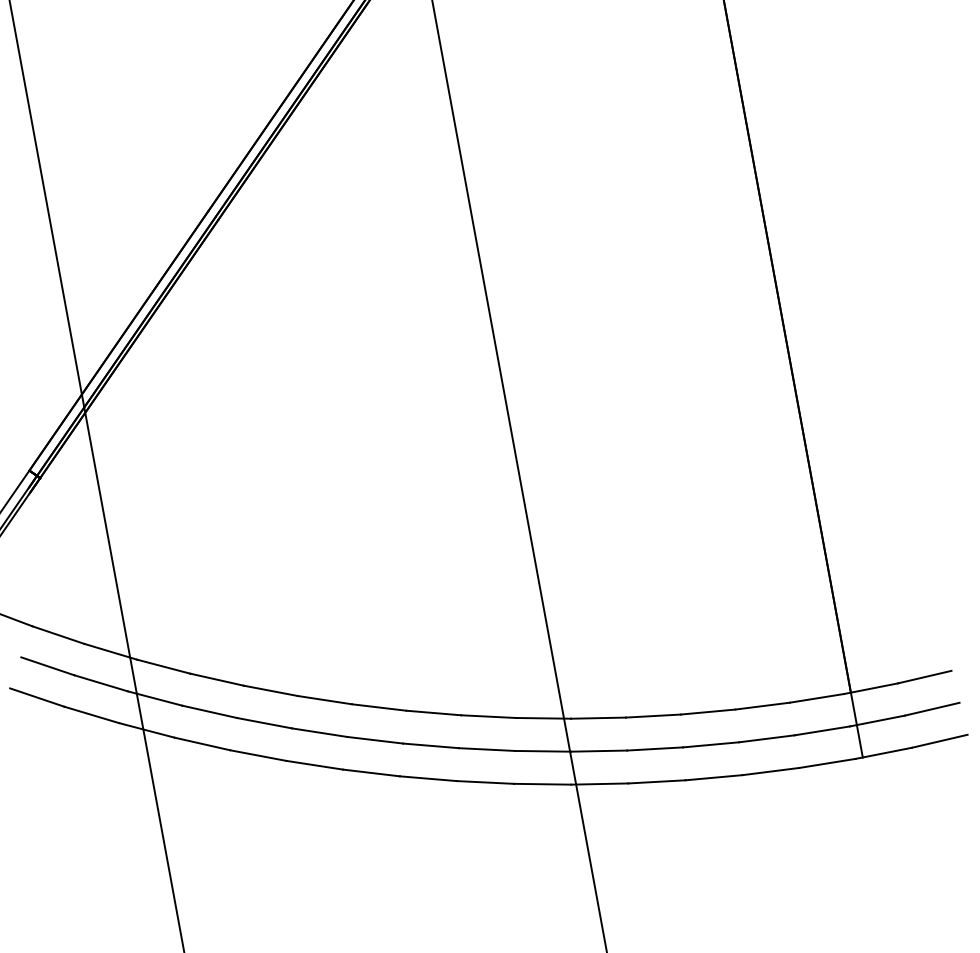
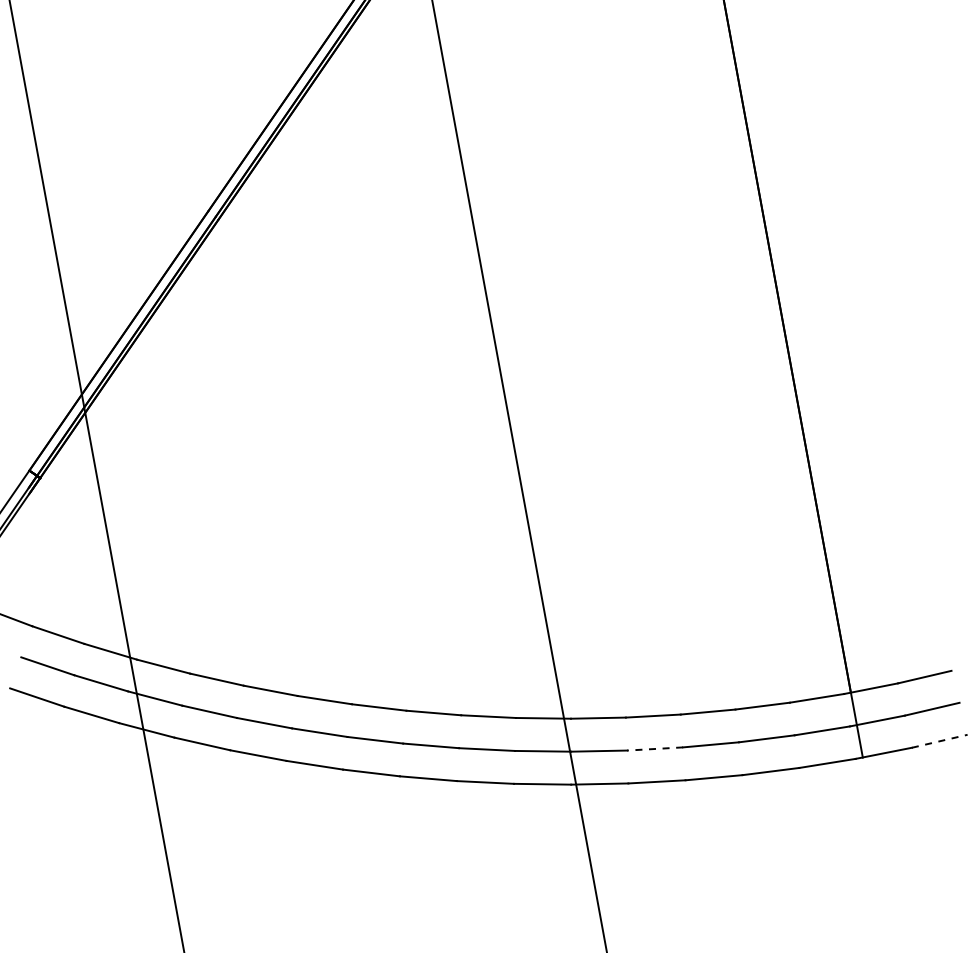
line: solid -> dashed (939, 741)
line: solid -> dashed (654, 749)
